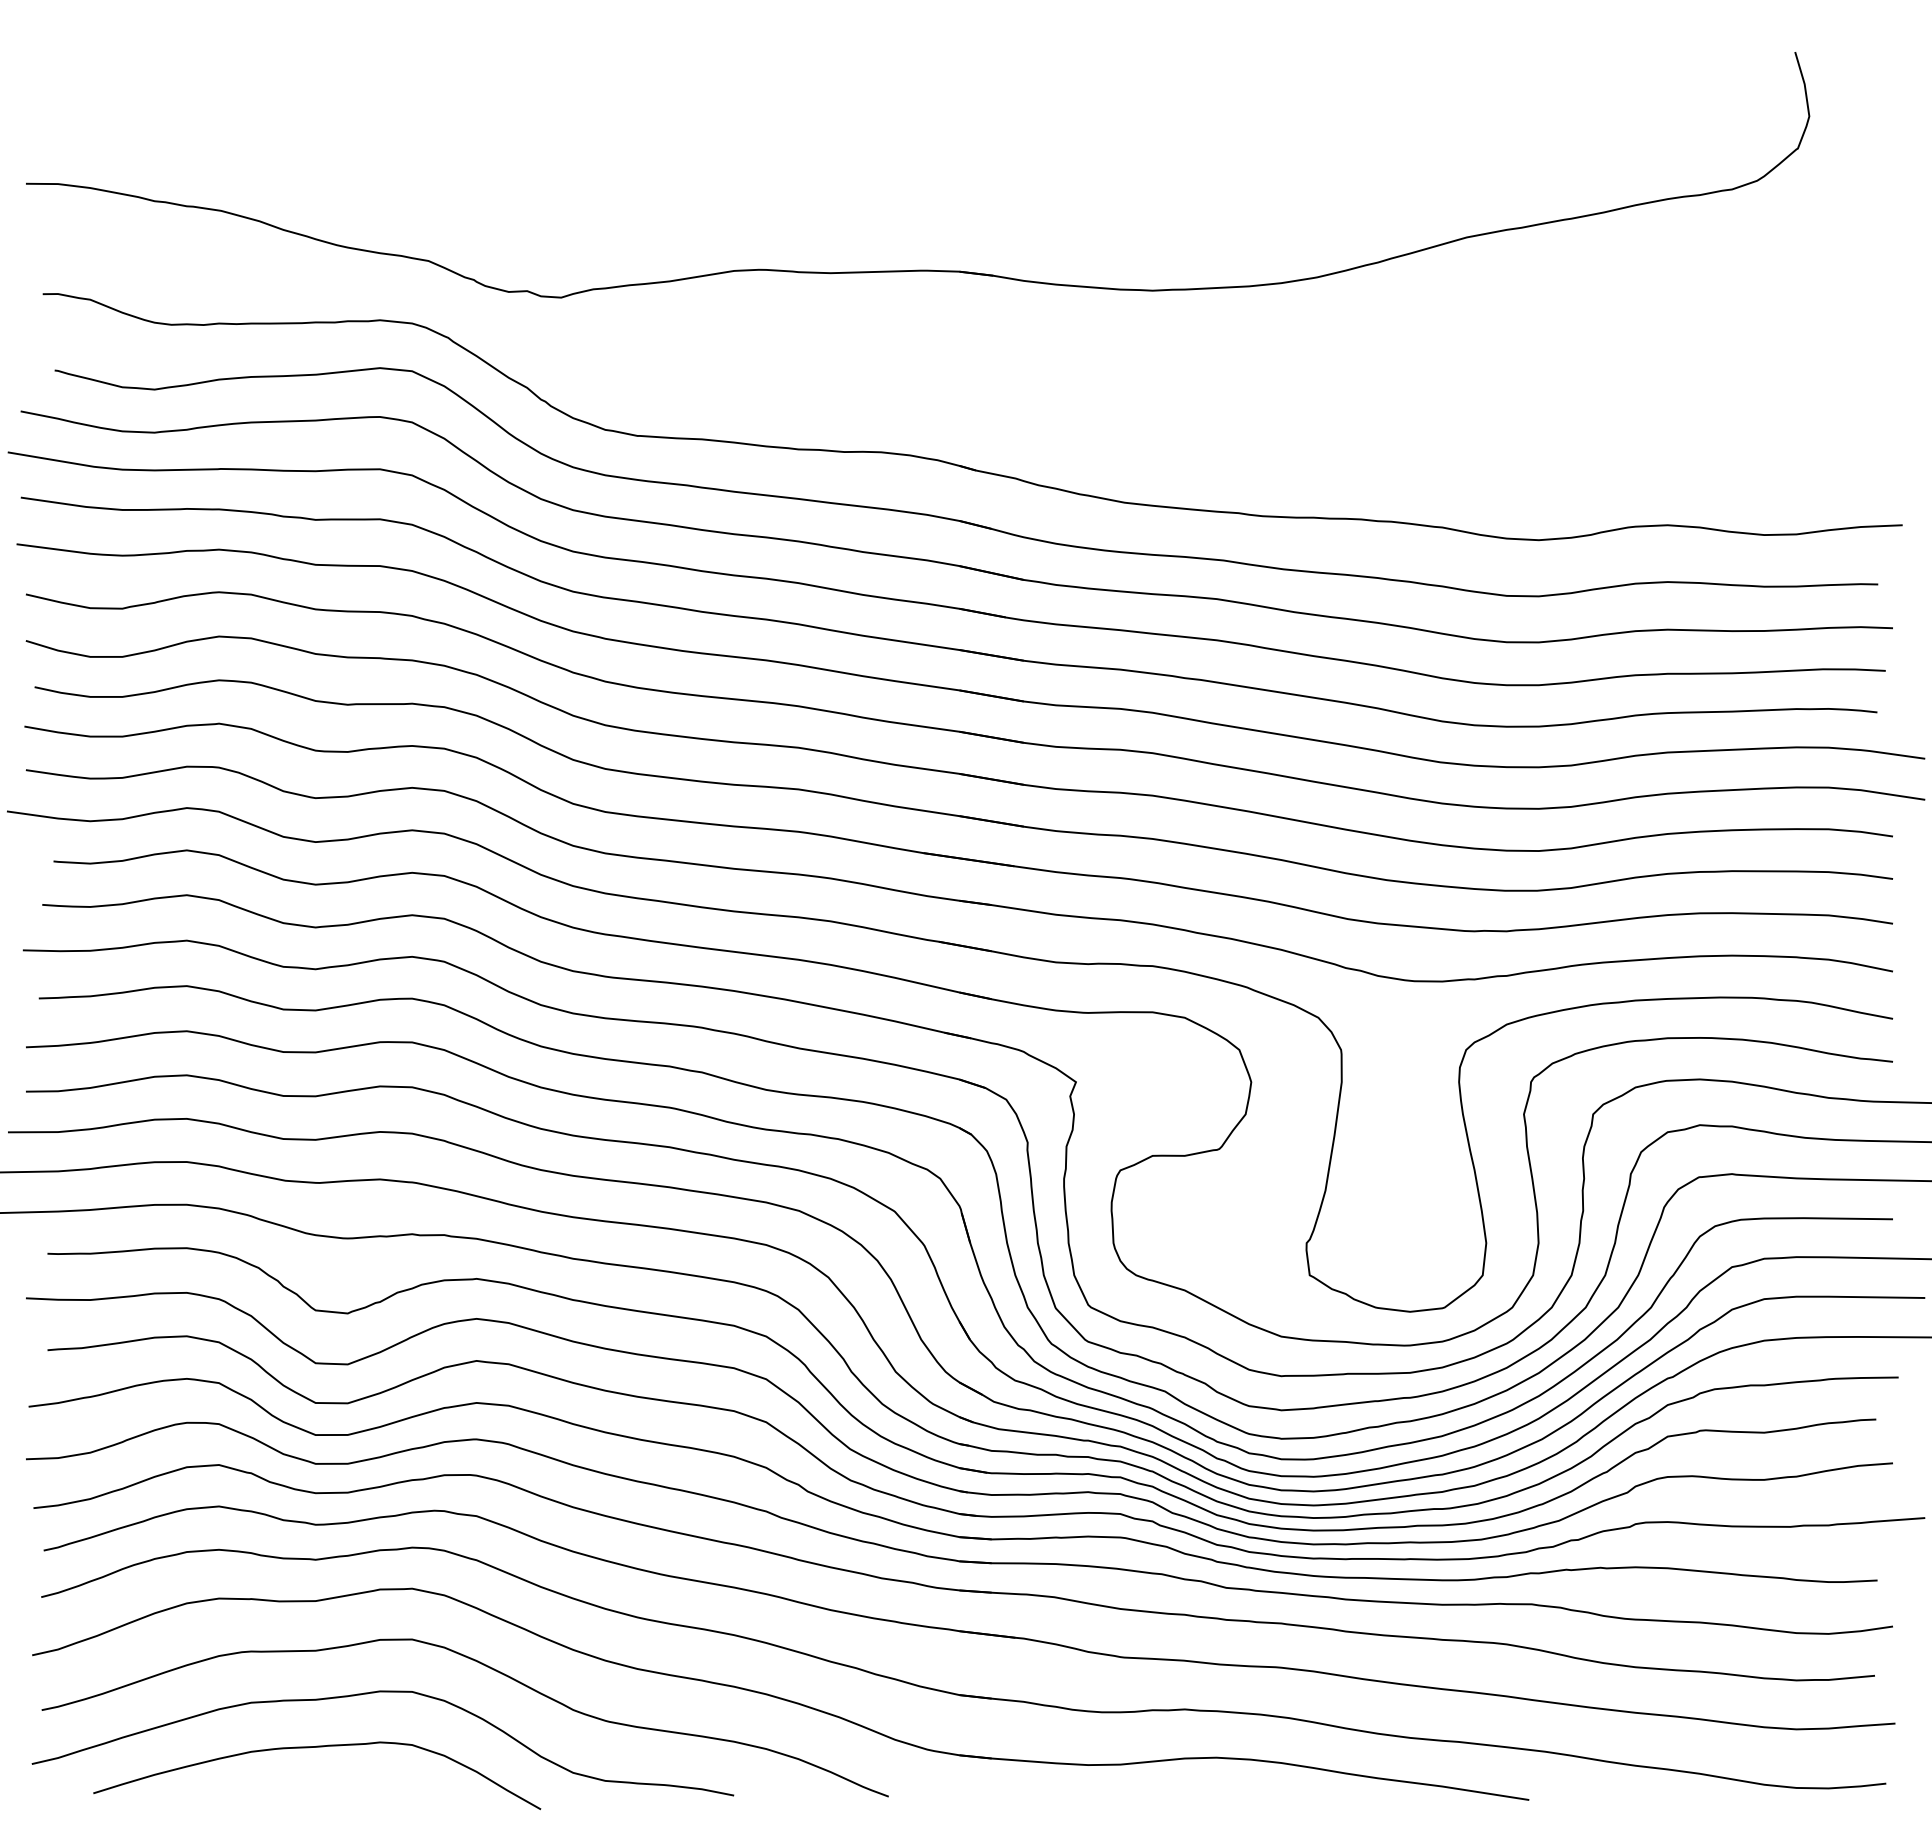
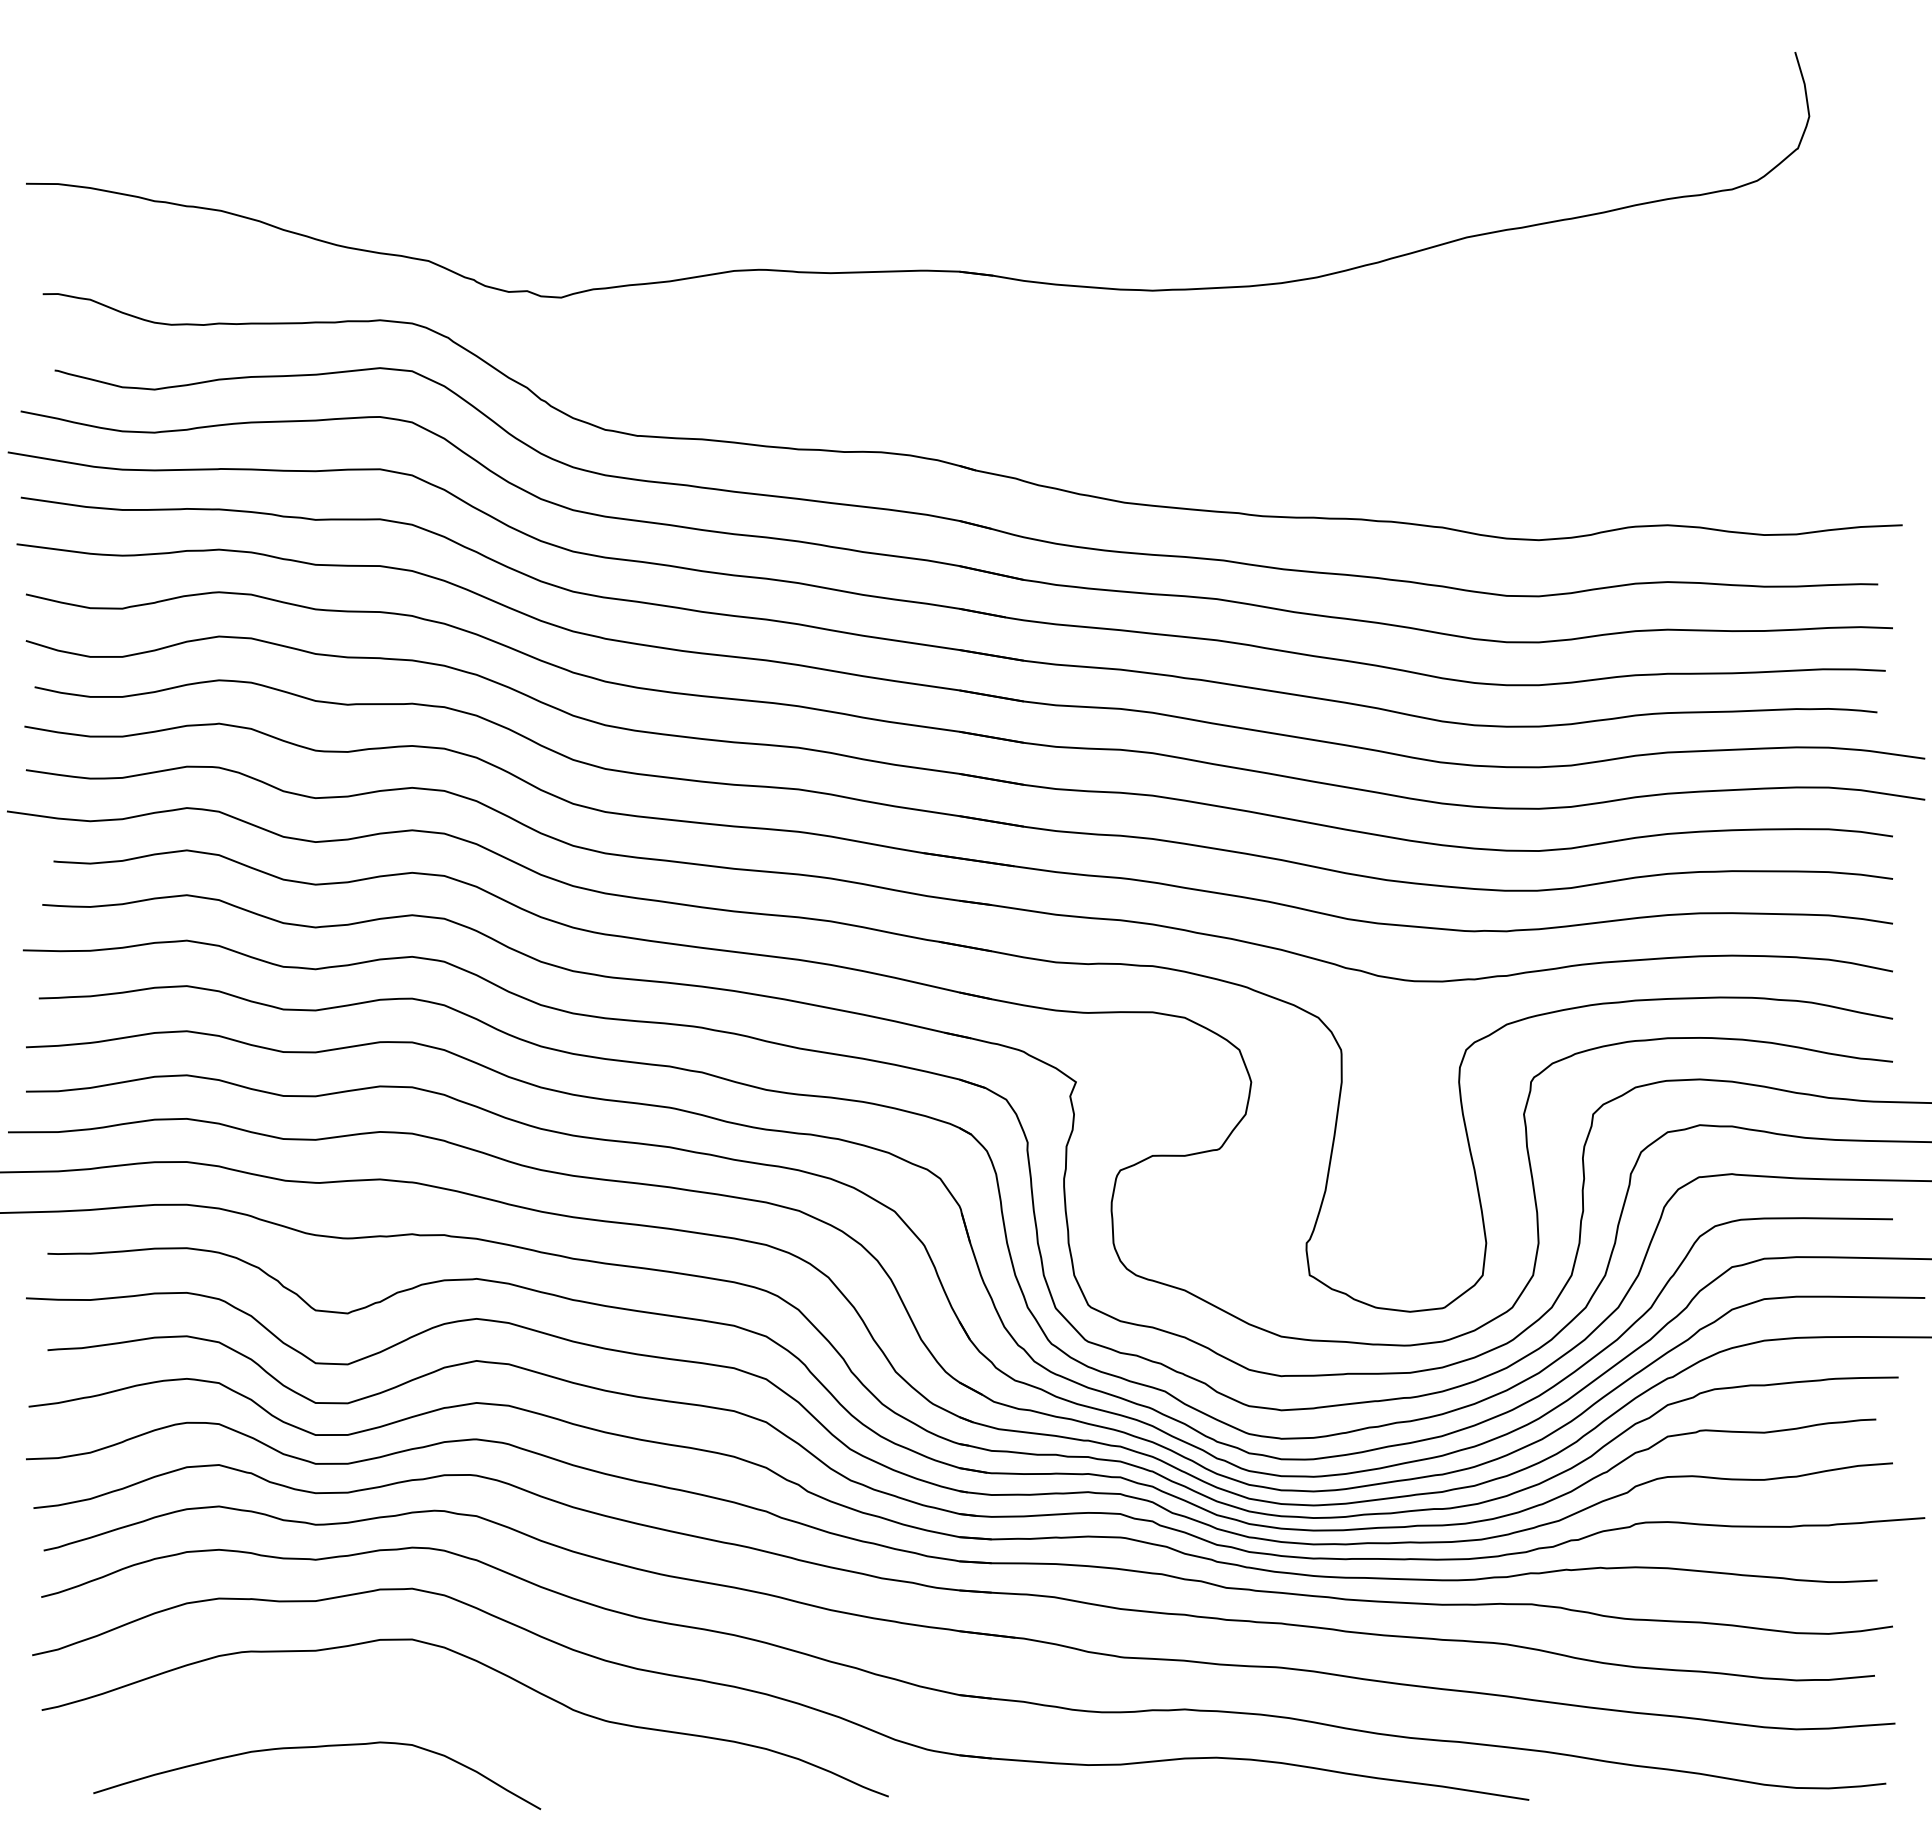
curve: present -> none (374, 1693)
